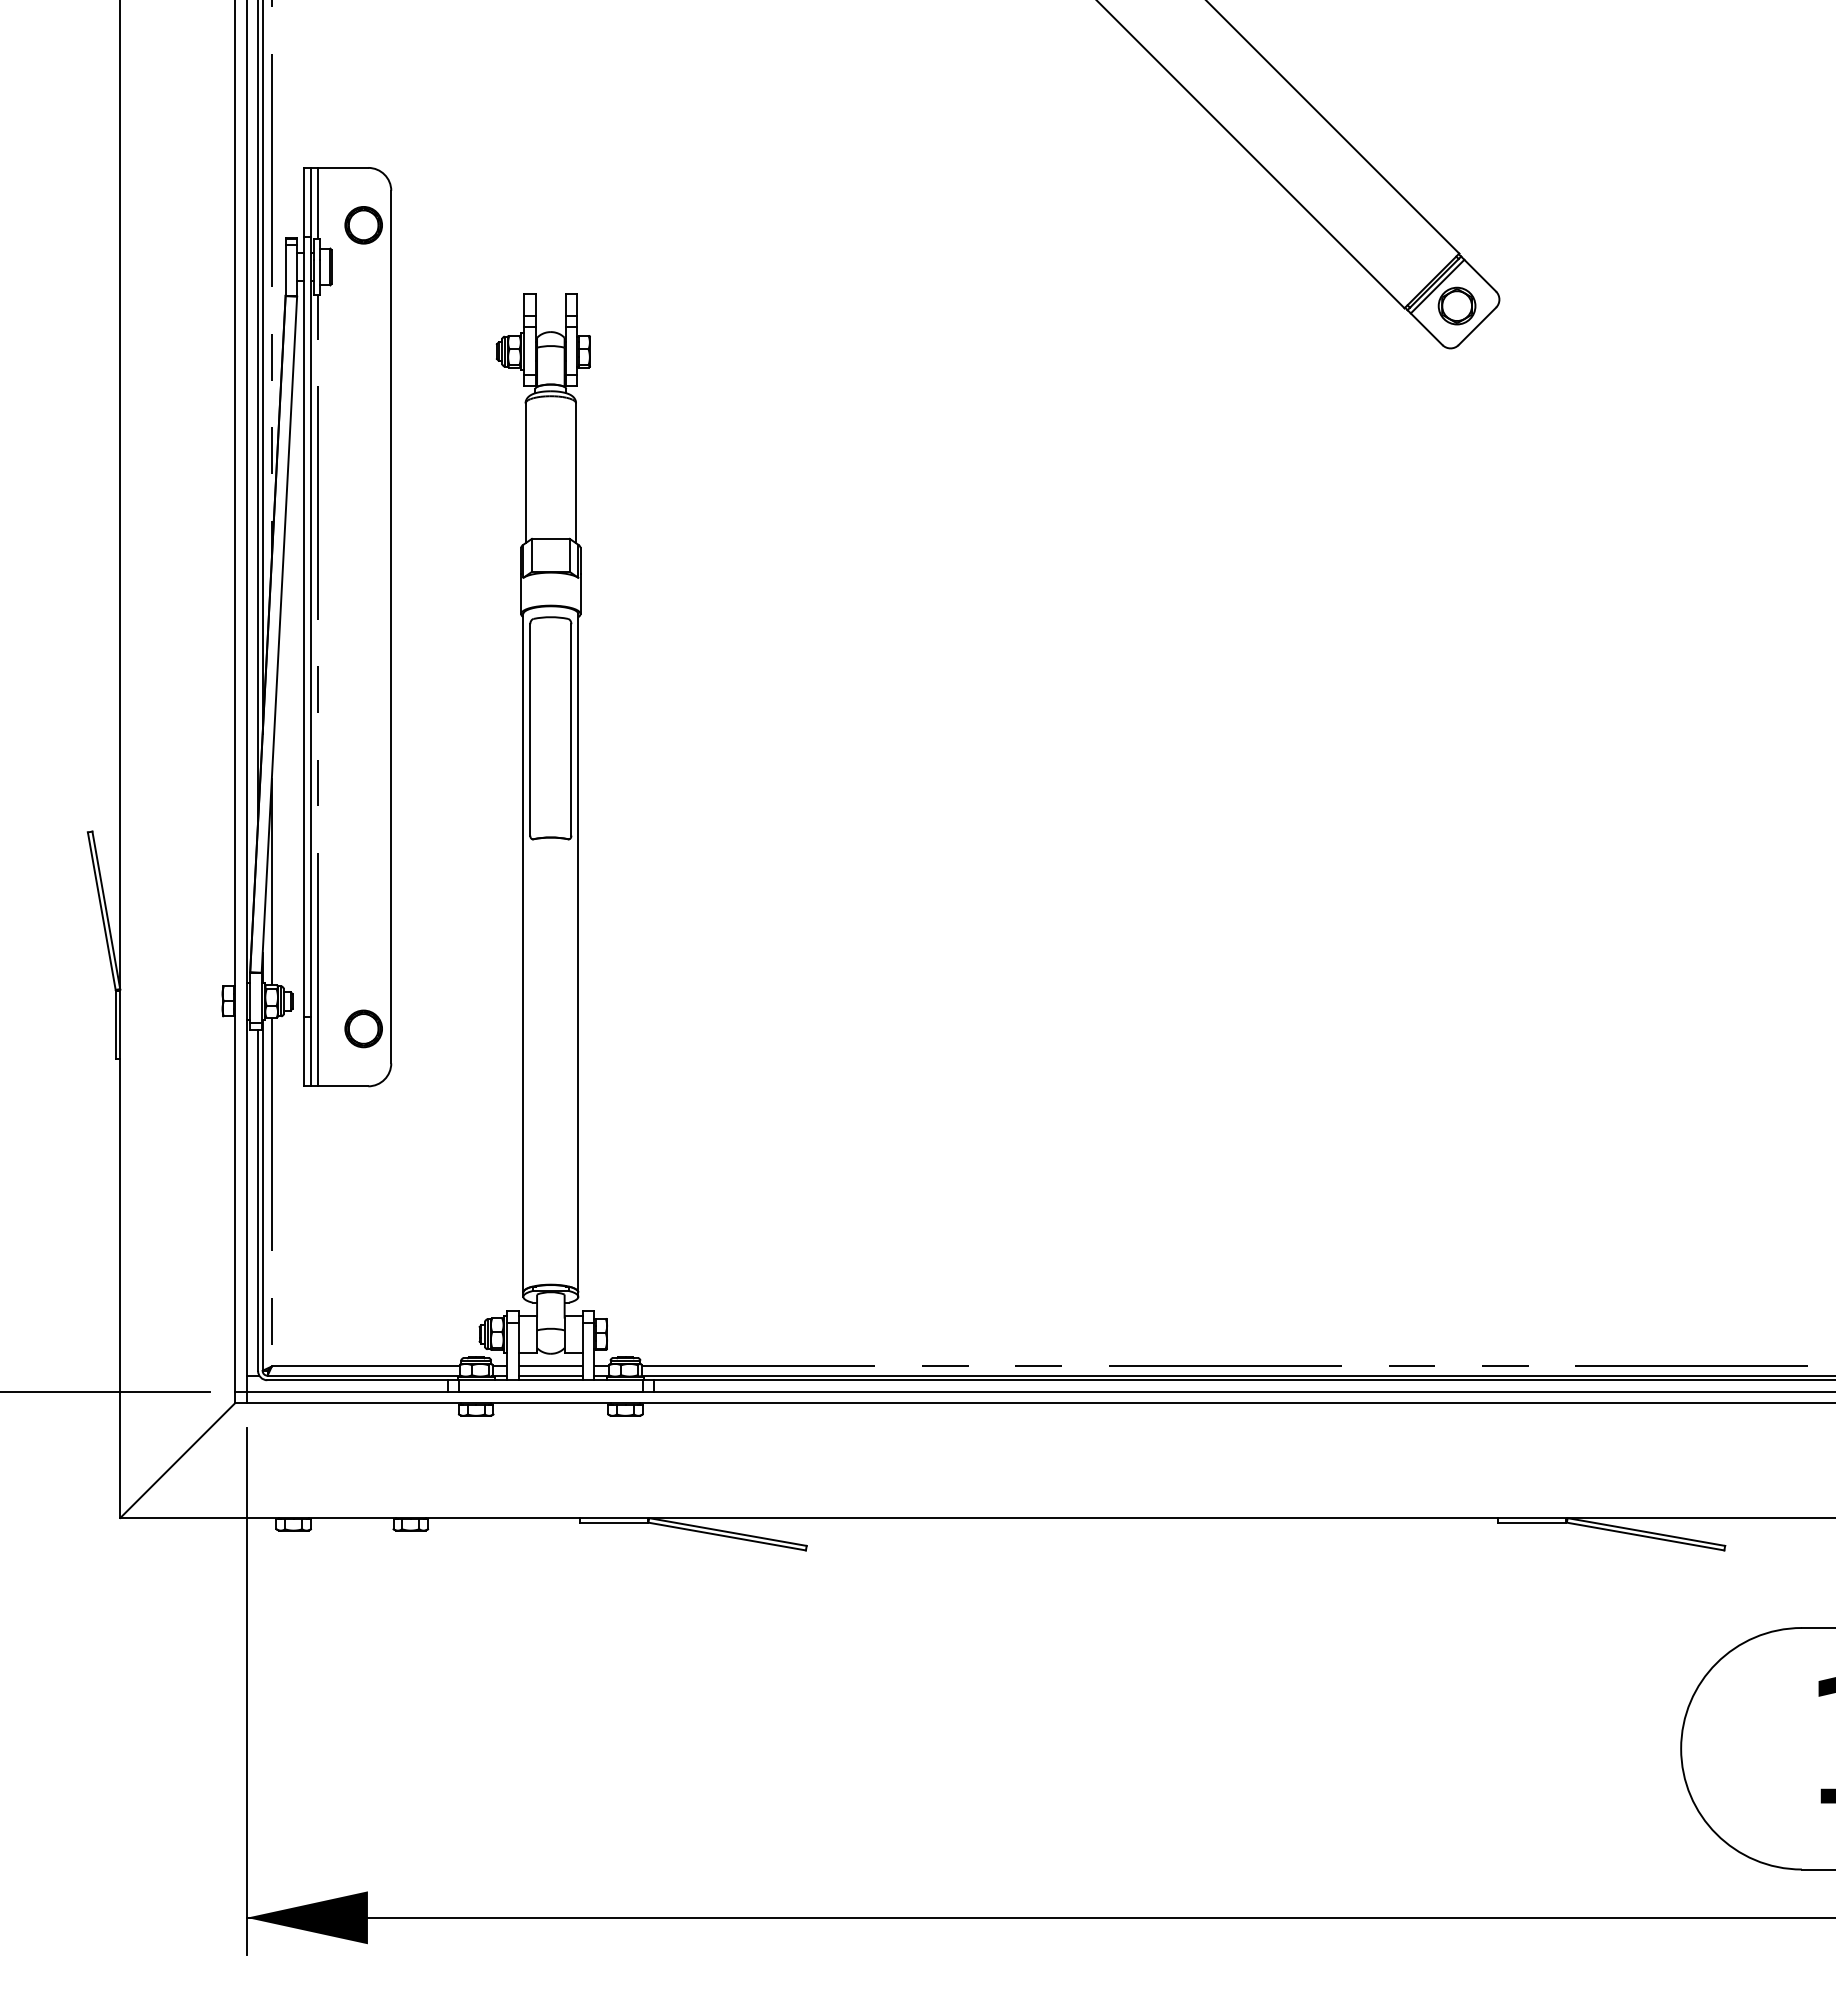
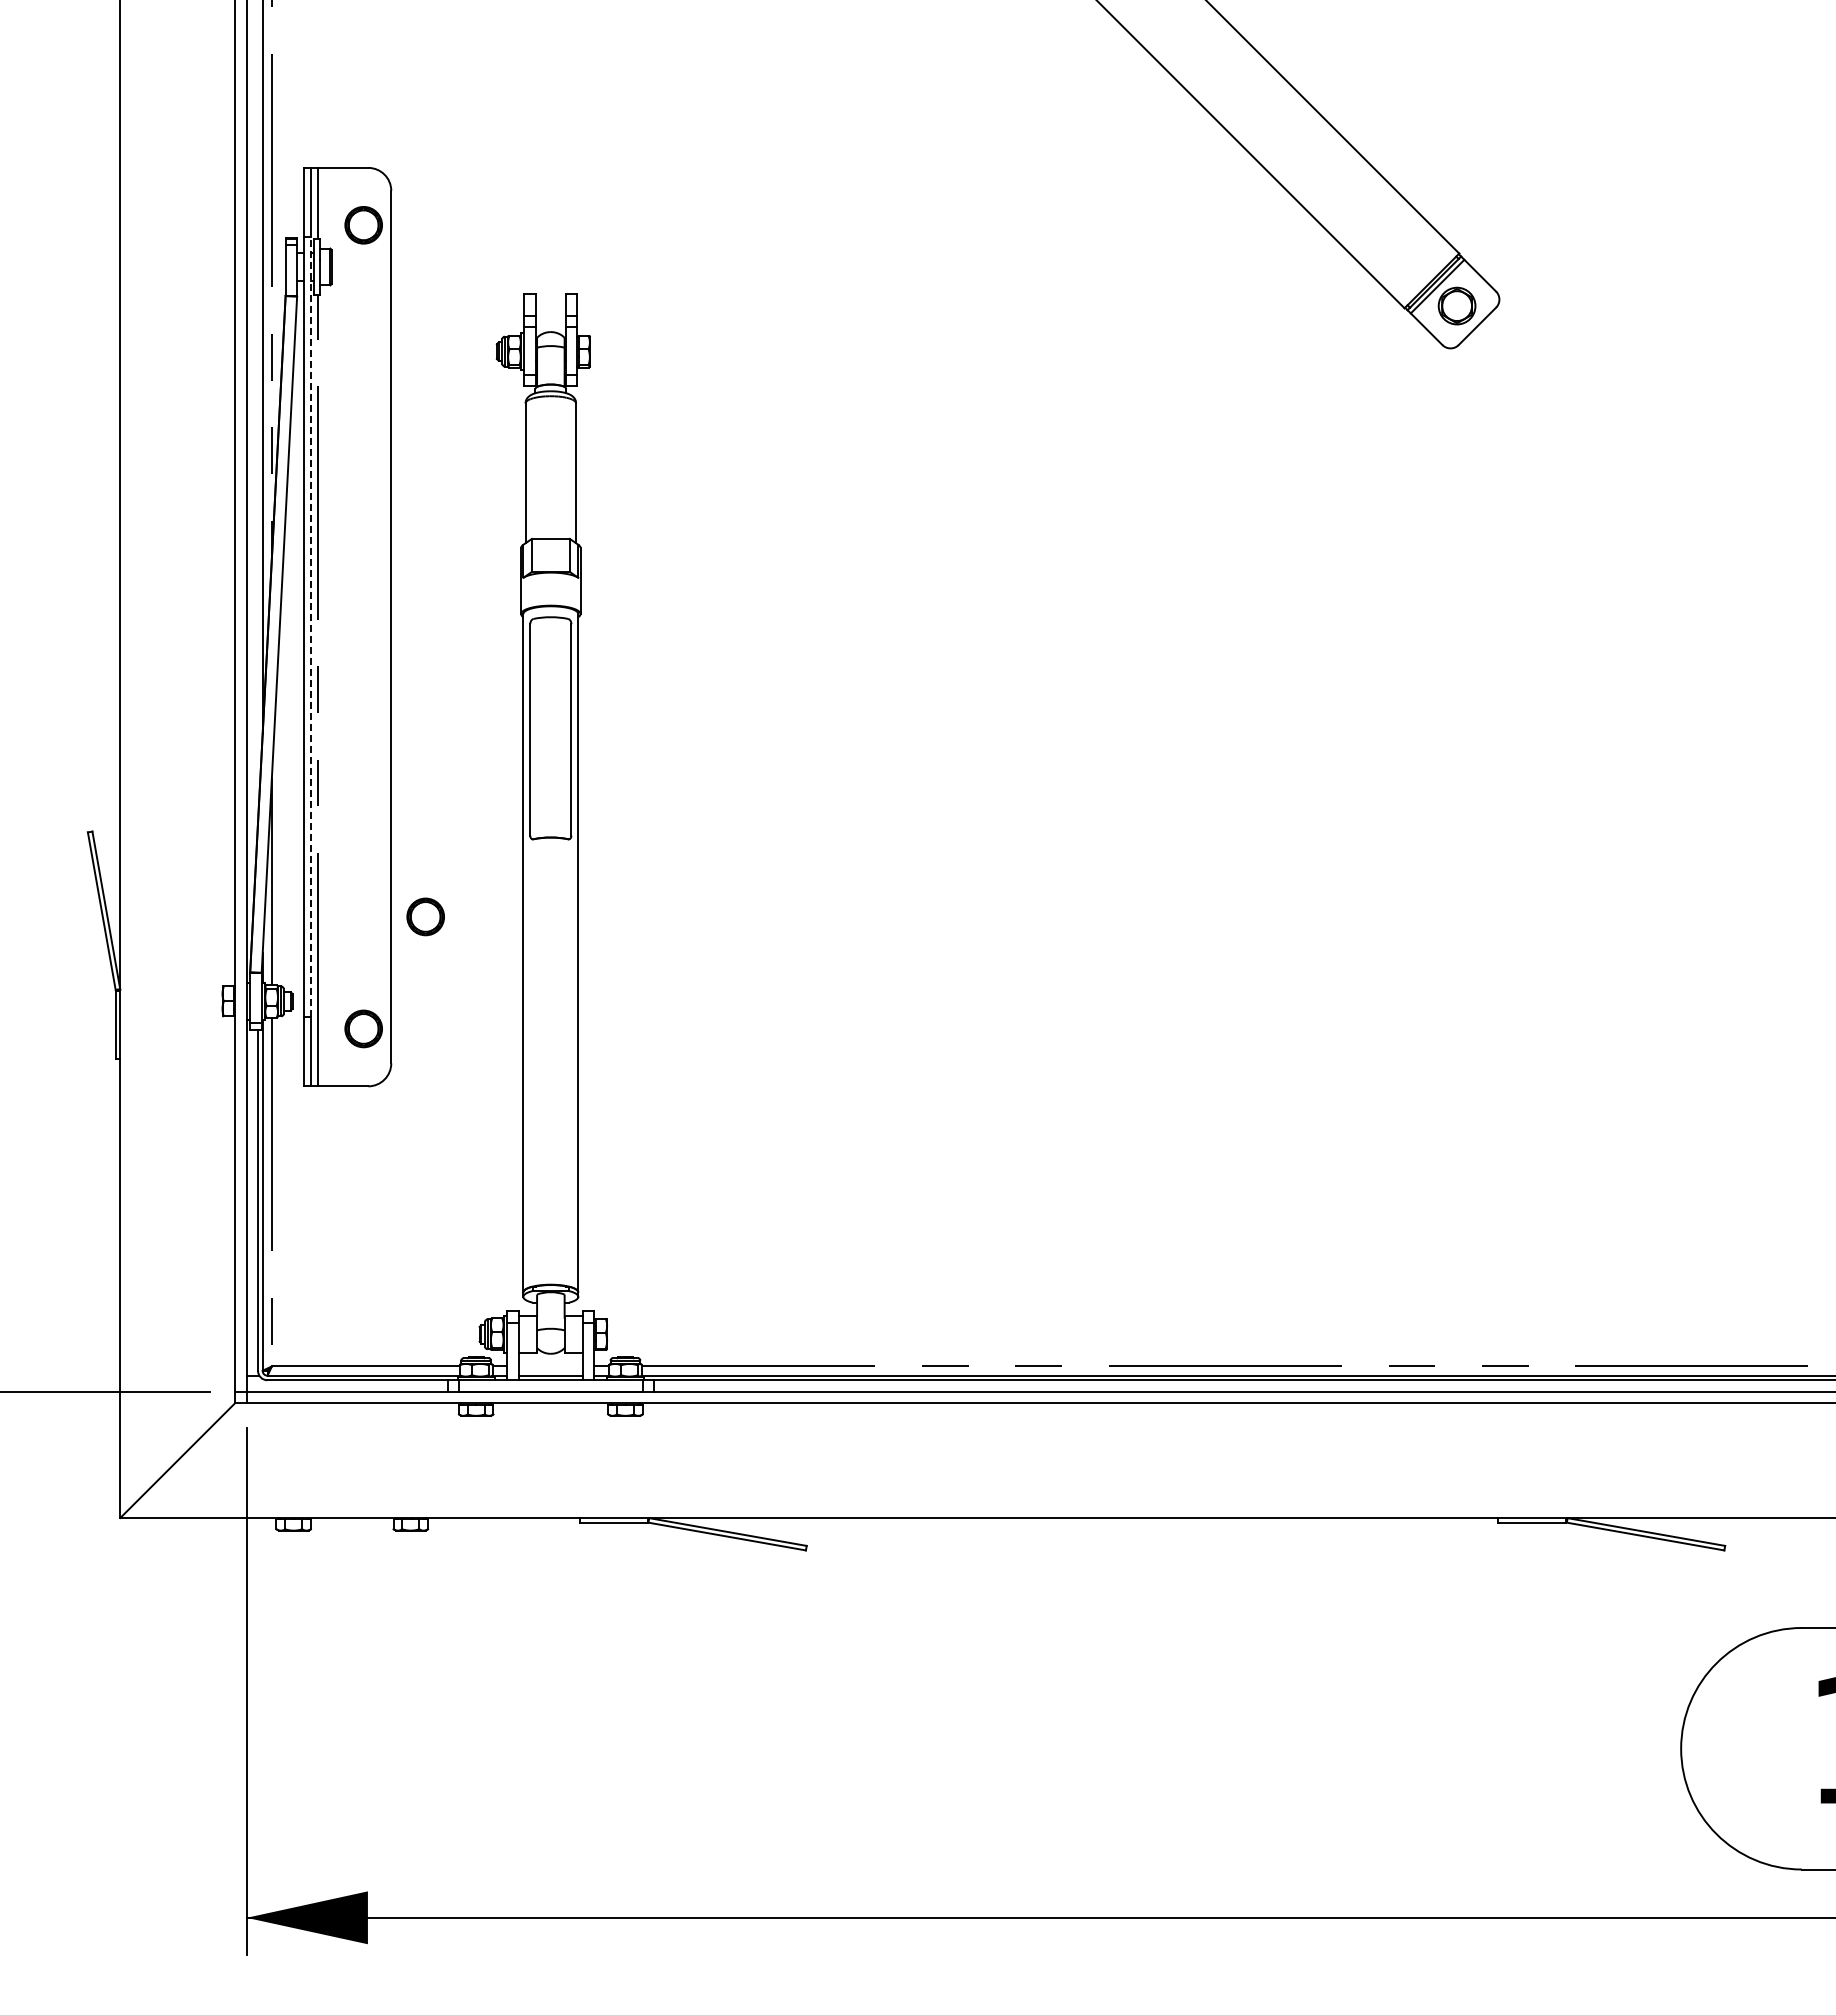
line: present -> none (258, 411)
line: solid -> dashed (310, 626)
part: none -> present (425, 916)
line: present -> none (550, 1366)
